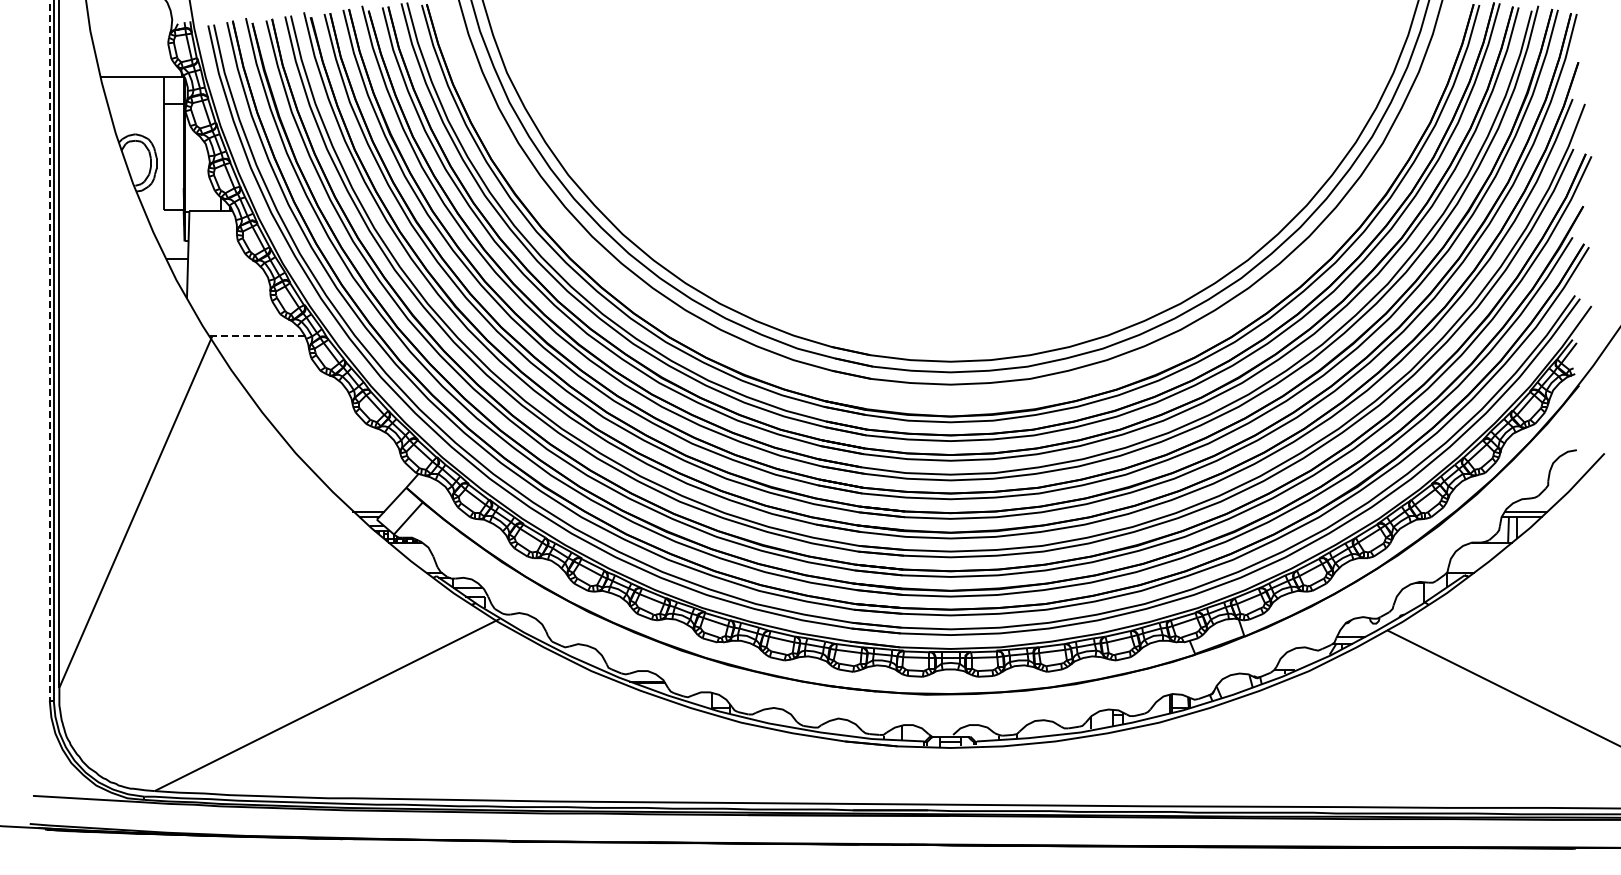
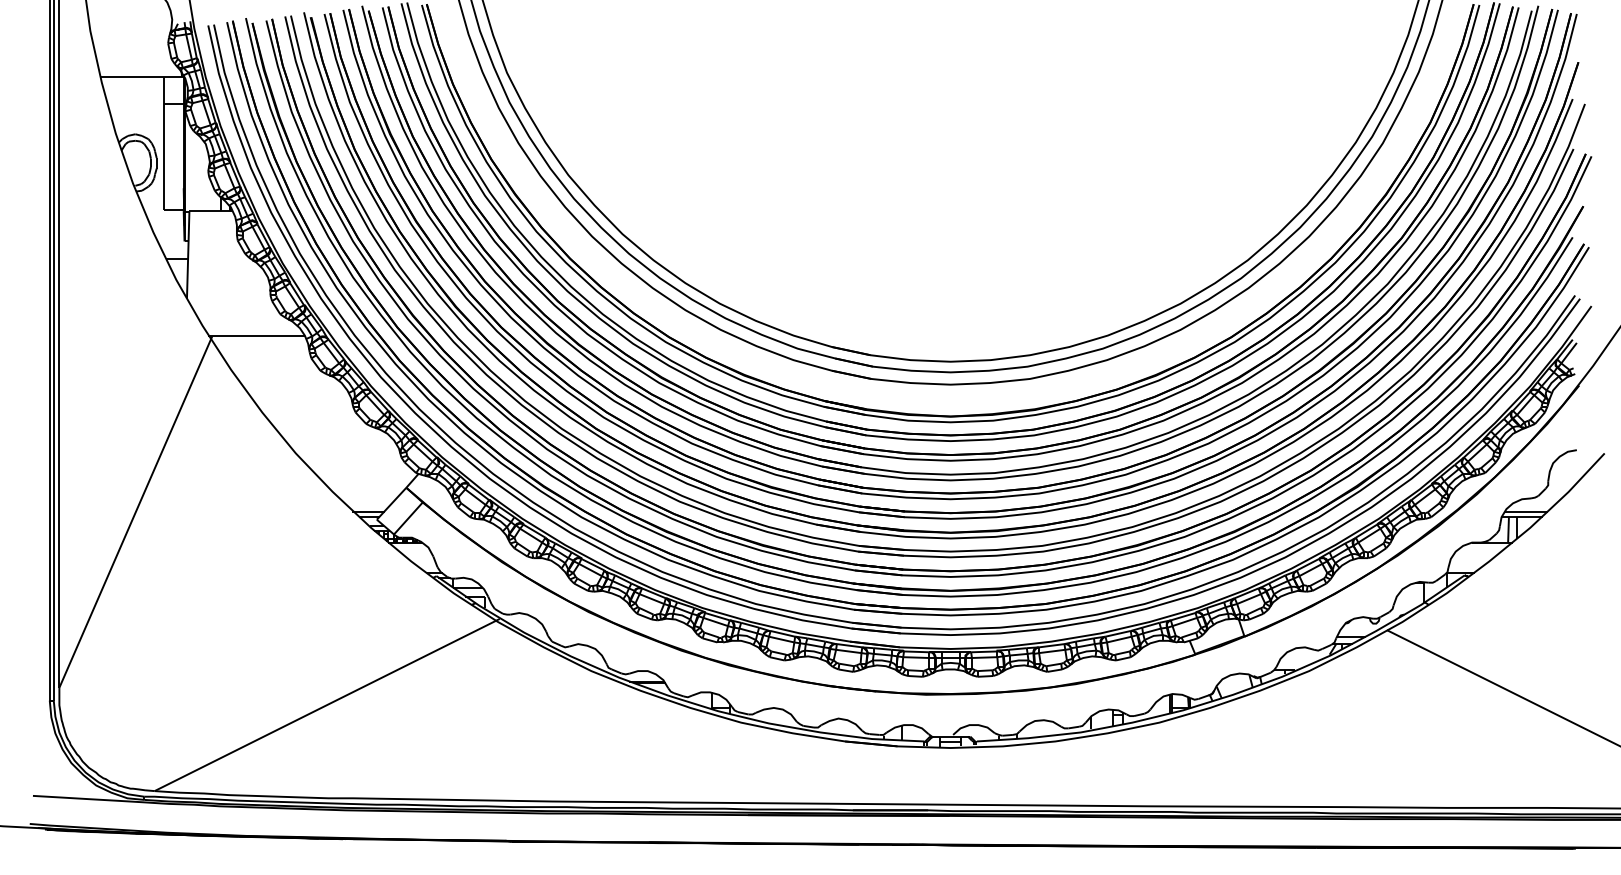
line: dashed -> solid (256, 335)
line: dashed -> solid (49, 350)
